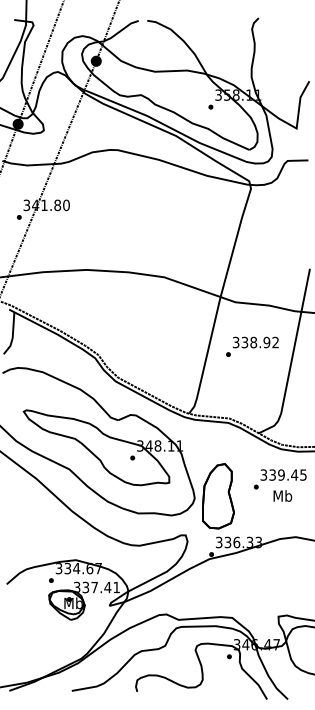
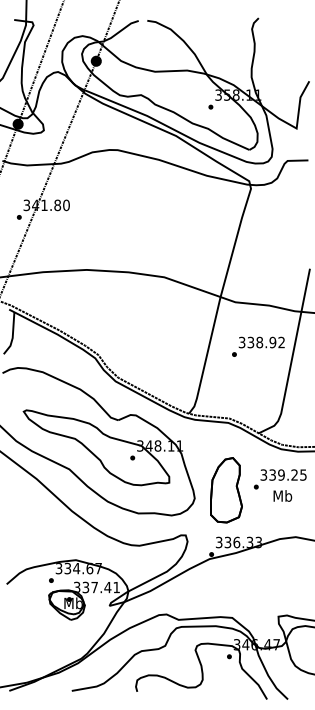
text position: (252, 346) -> (258, 346) (258, 346)
text: 339.45 -> 339.25 (294, 474)
part position: (218, 496) -> (226, 490) (226, 490)
